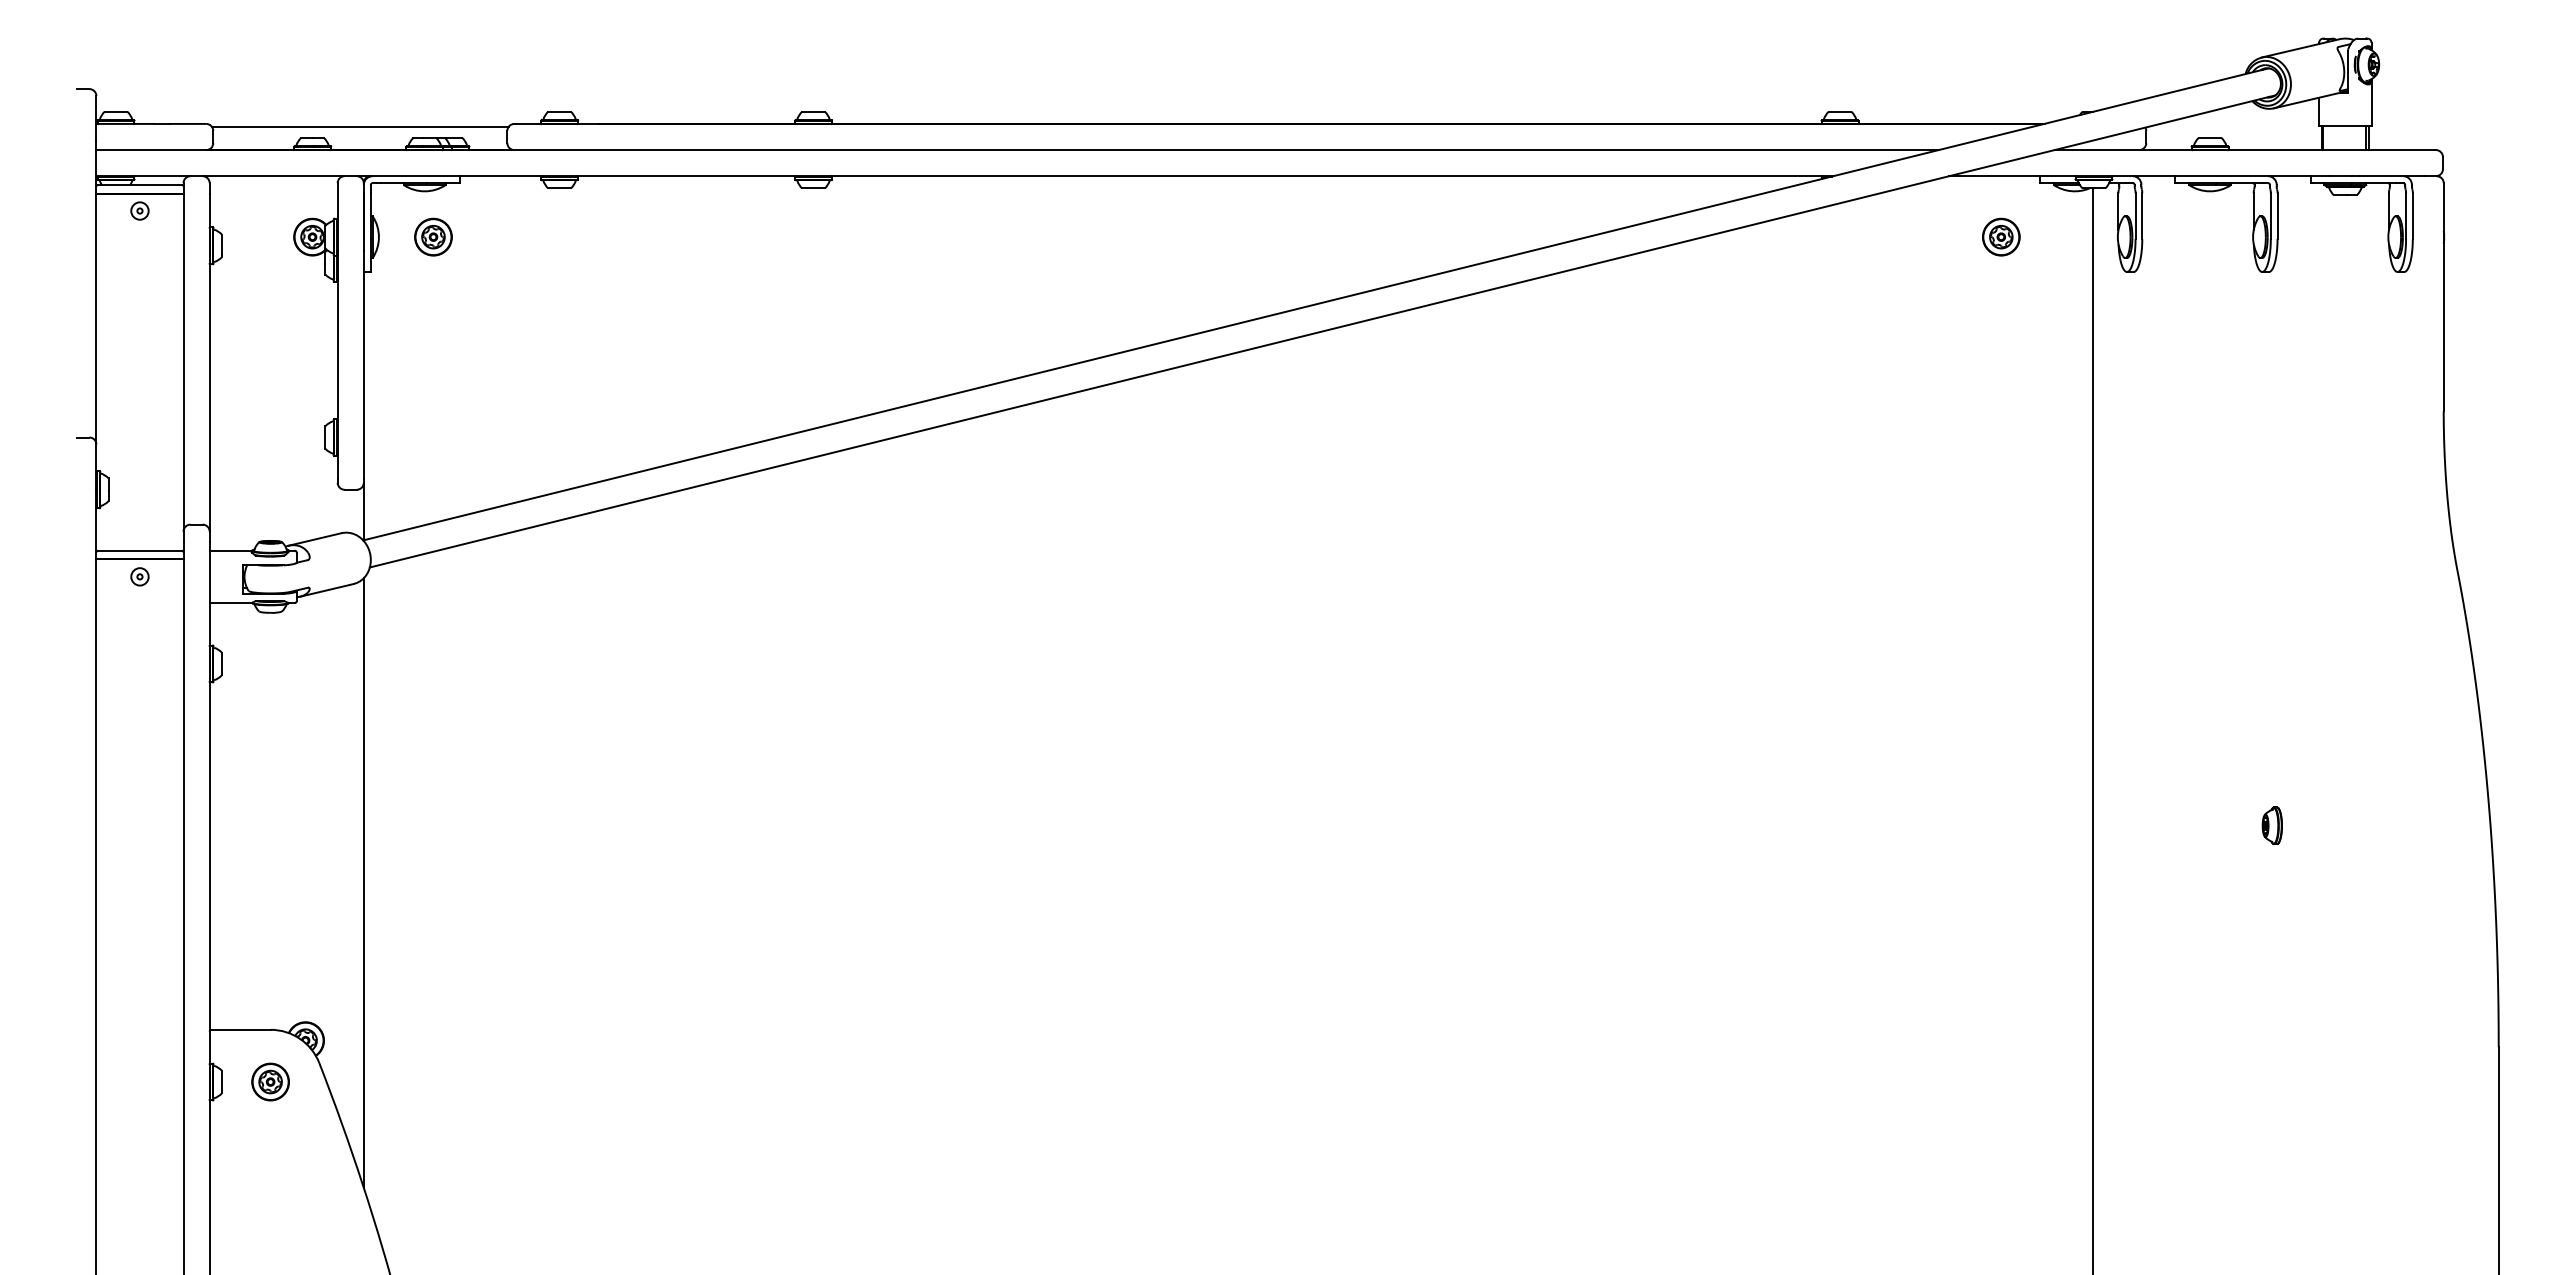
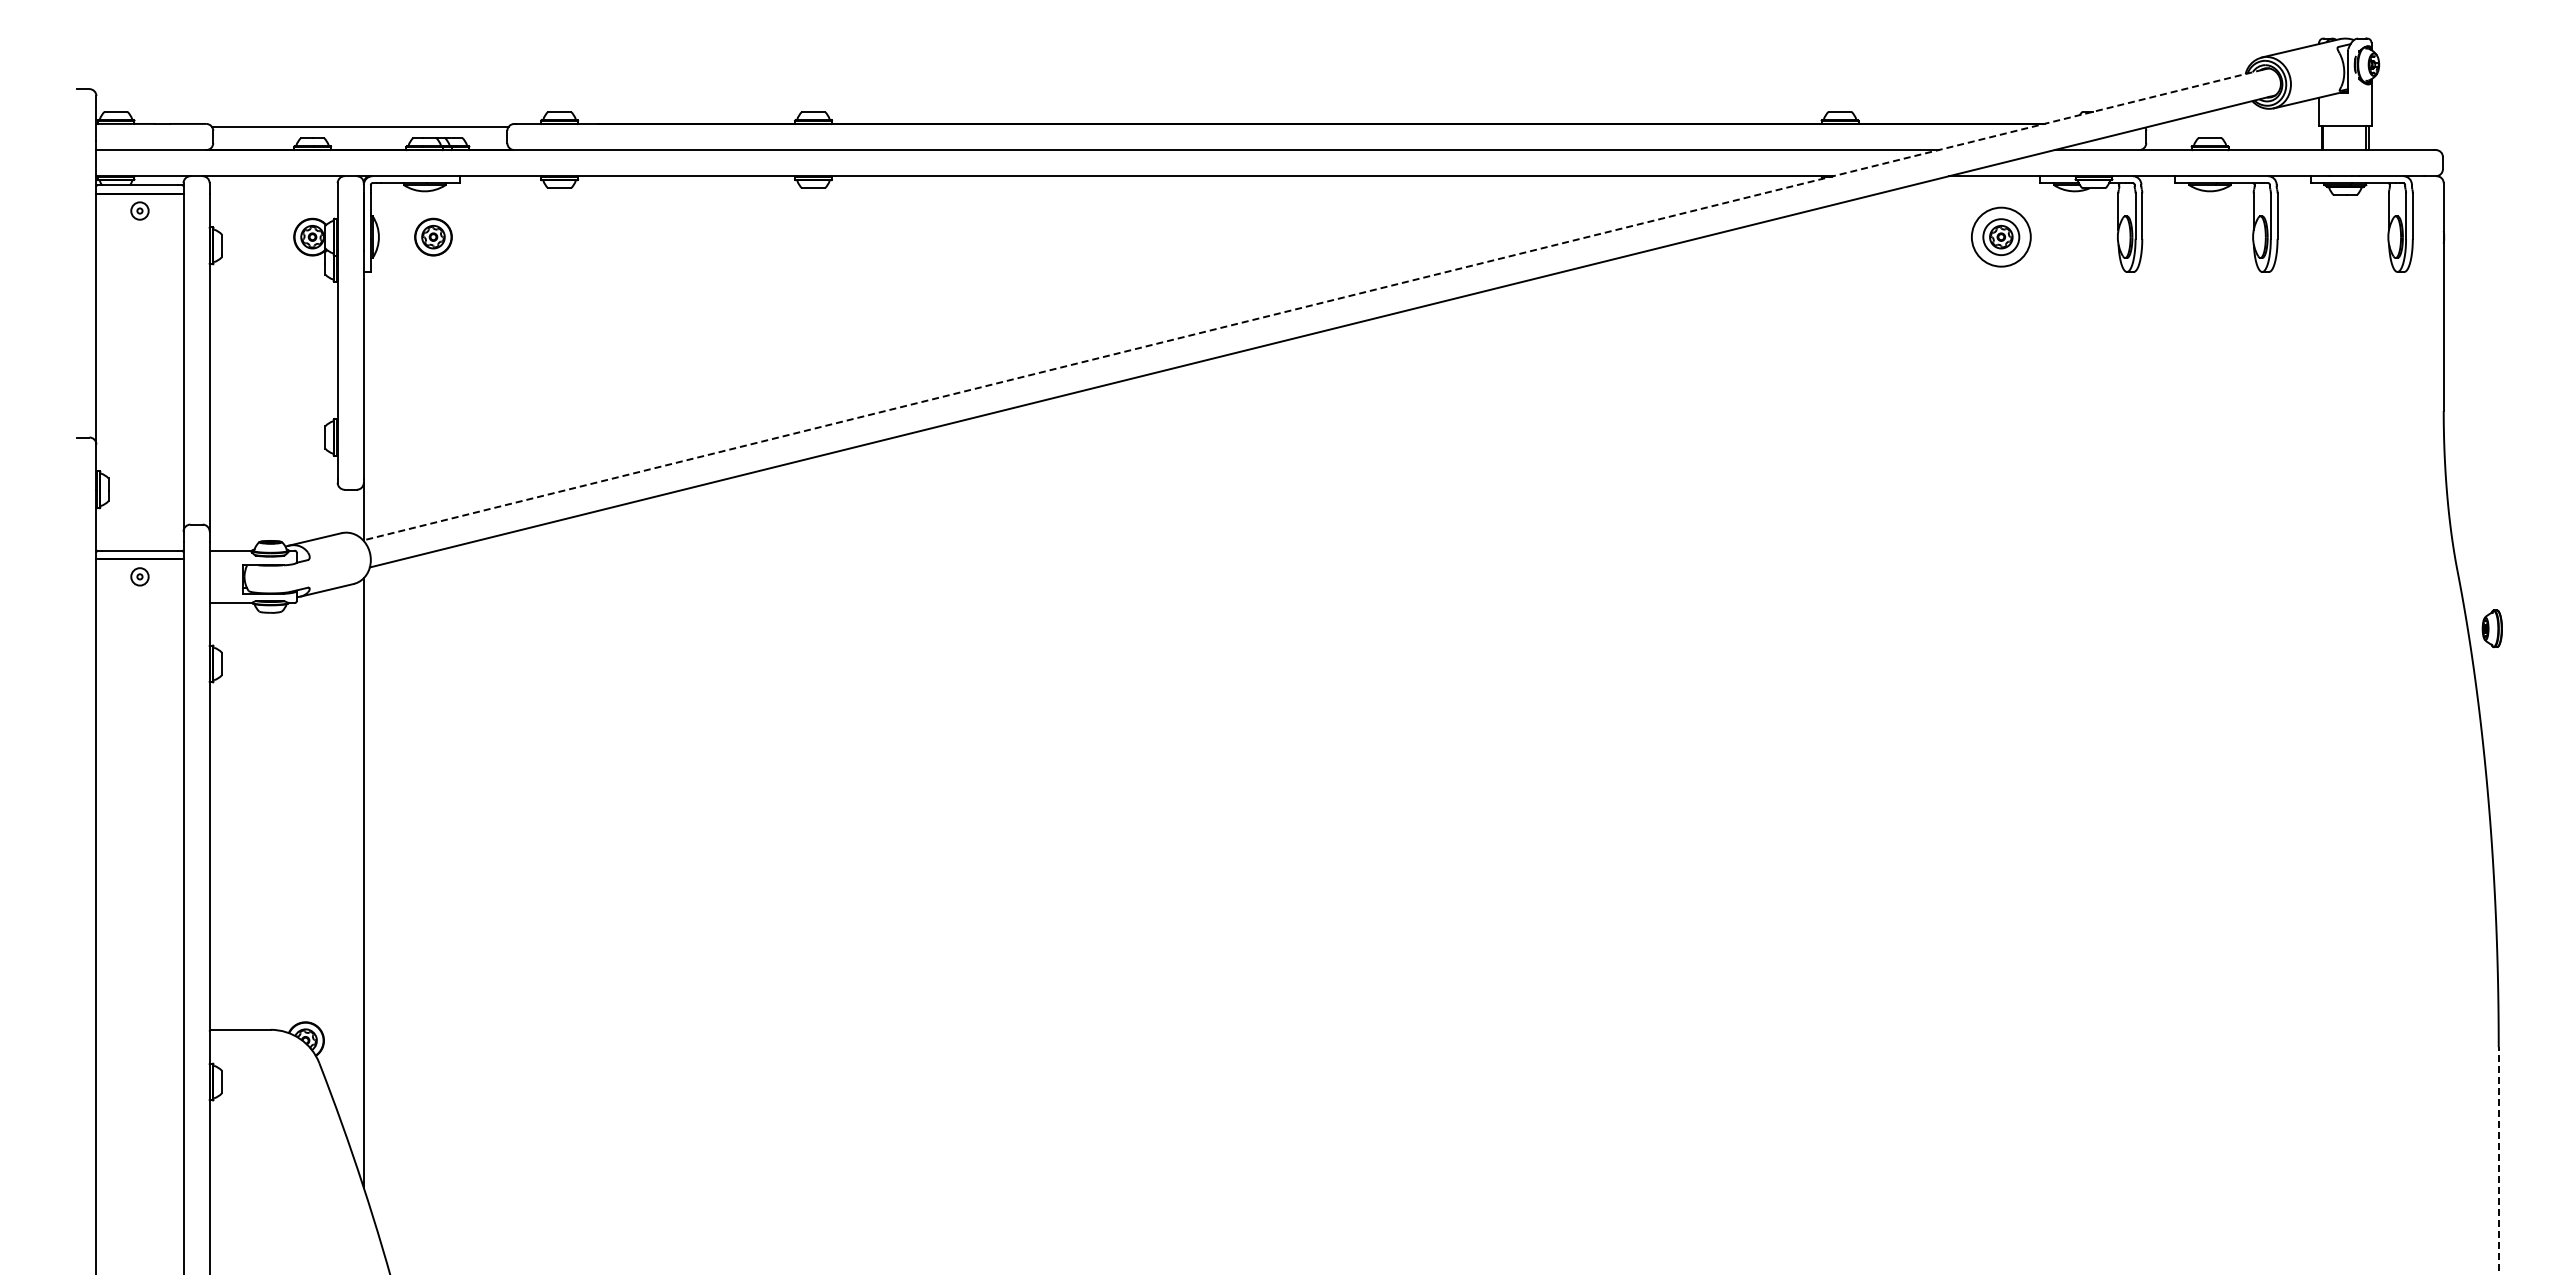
circle diameter: 37 px -> 59 px (2000, 236)
line: solid -> dashed (1313, 305)
line: present -> none (2093, 729)
part position: (2271, 825) -> (2491, 628) (2491, 628)
part: present -> none (270, 1081)
line: solid -> dashed (2498, 1160)
